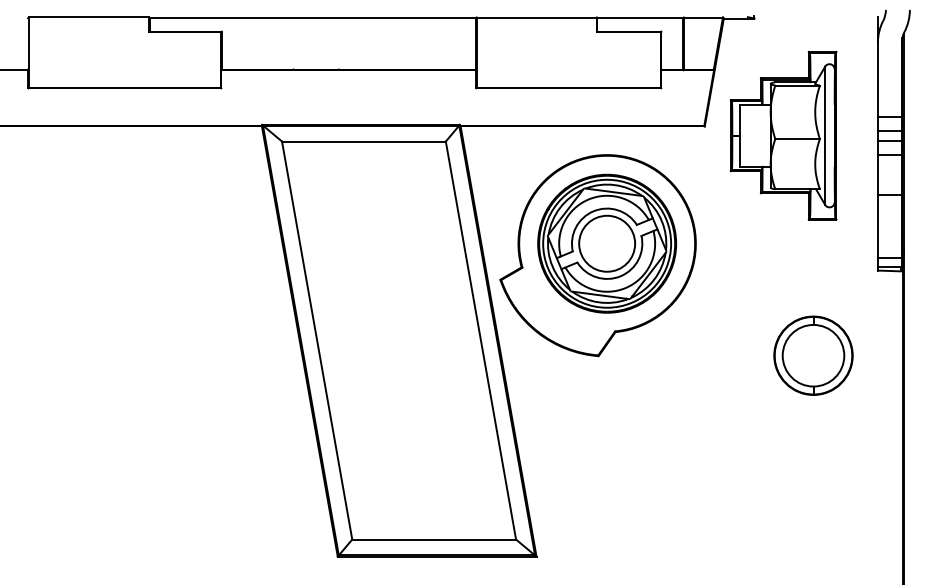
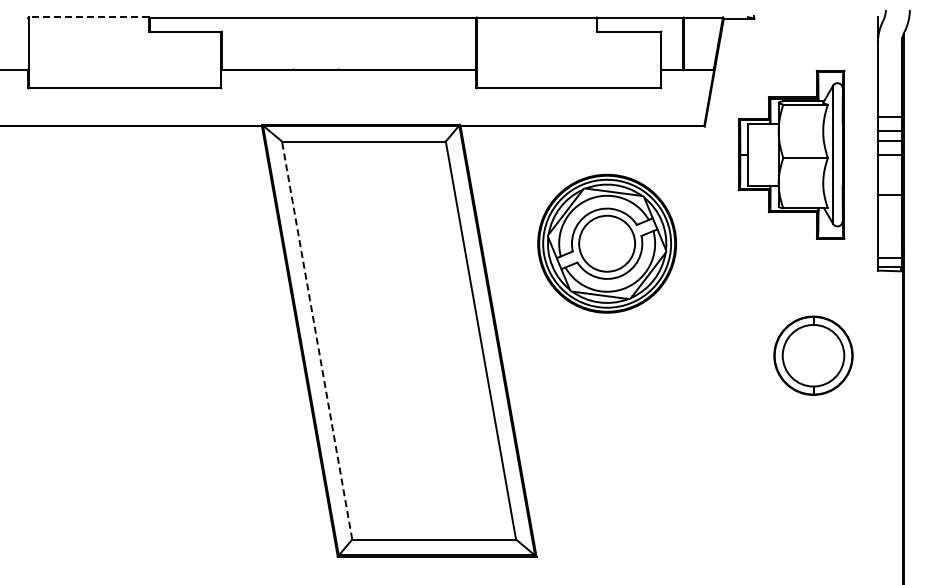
line: solid -> dashed (88, 17)
part position: (783, 135) -> (791, 154) (791, 154)
part: present -> none (597, 255)
line: solid -> dashed (317, 340)
